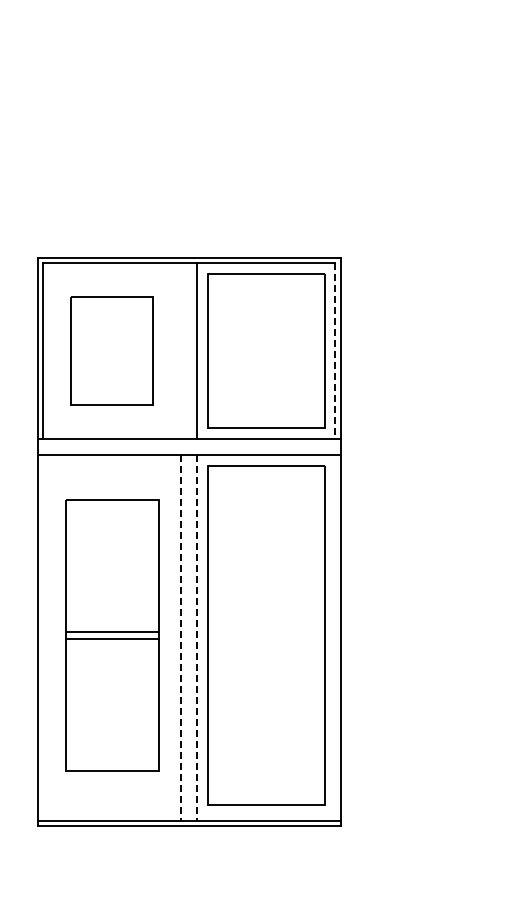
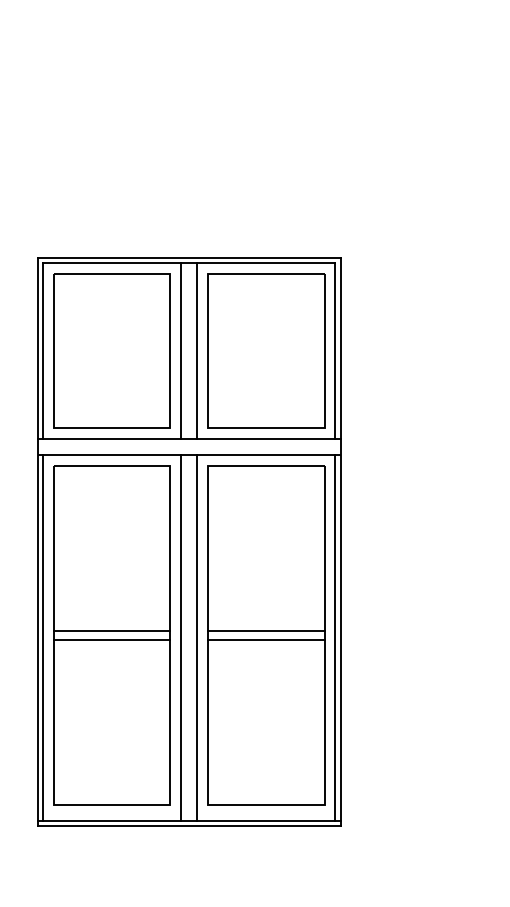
part size: 84x110 px -> 118x156 px (111, 350)
line: none -> present (181, 351)
line: dashed -> solid (335, 351)
line: none -> present (266, 631)
part size: 95x273 px -> 118x341 px (111, 635)
line: none -> present (43, 637)
line: none -> present (335, 637)
line: dashed -> solid (181, 638)
line: dashed -> solid (197, 638)
line: none -> present (266, 639)
